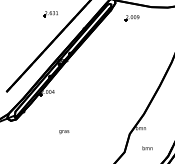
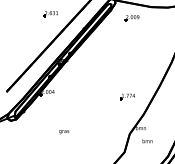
part: none -> present (127, 96)
text position: (147, 148) -> (147, 141) (147, 141)
